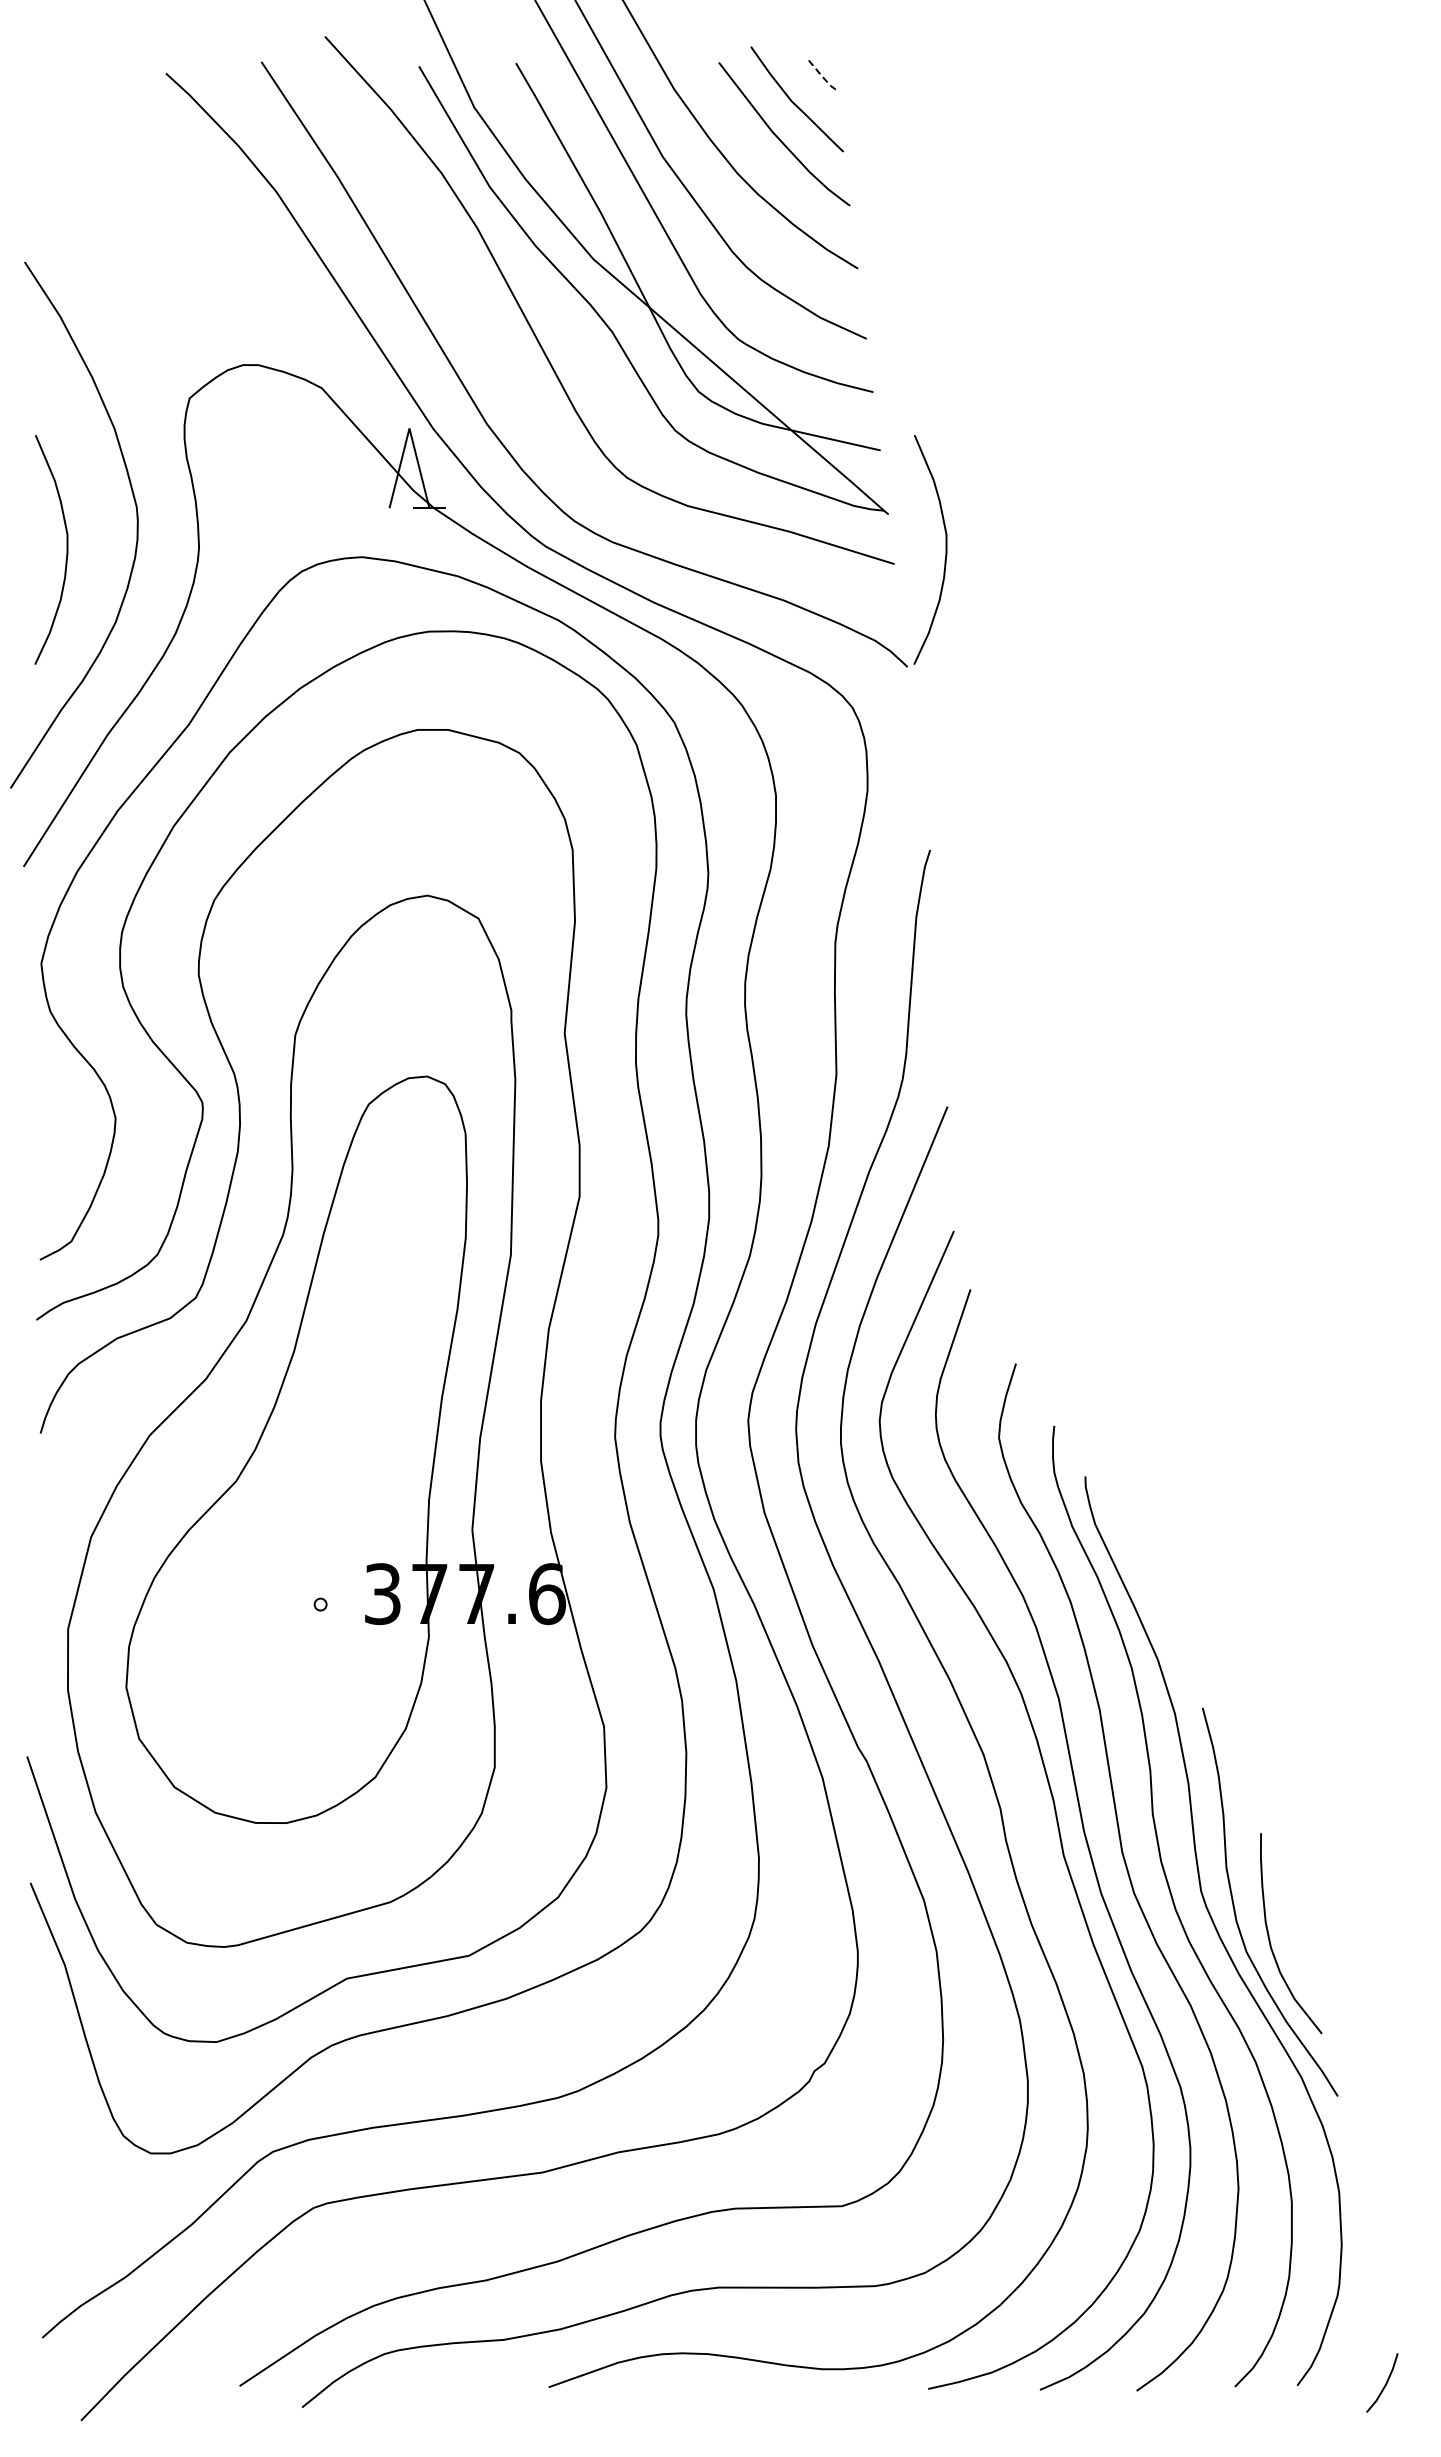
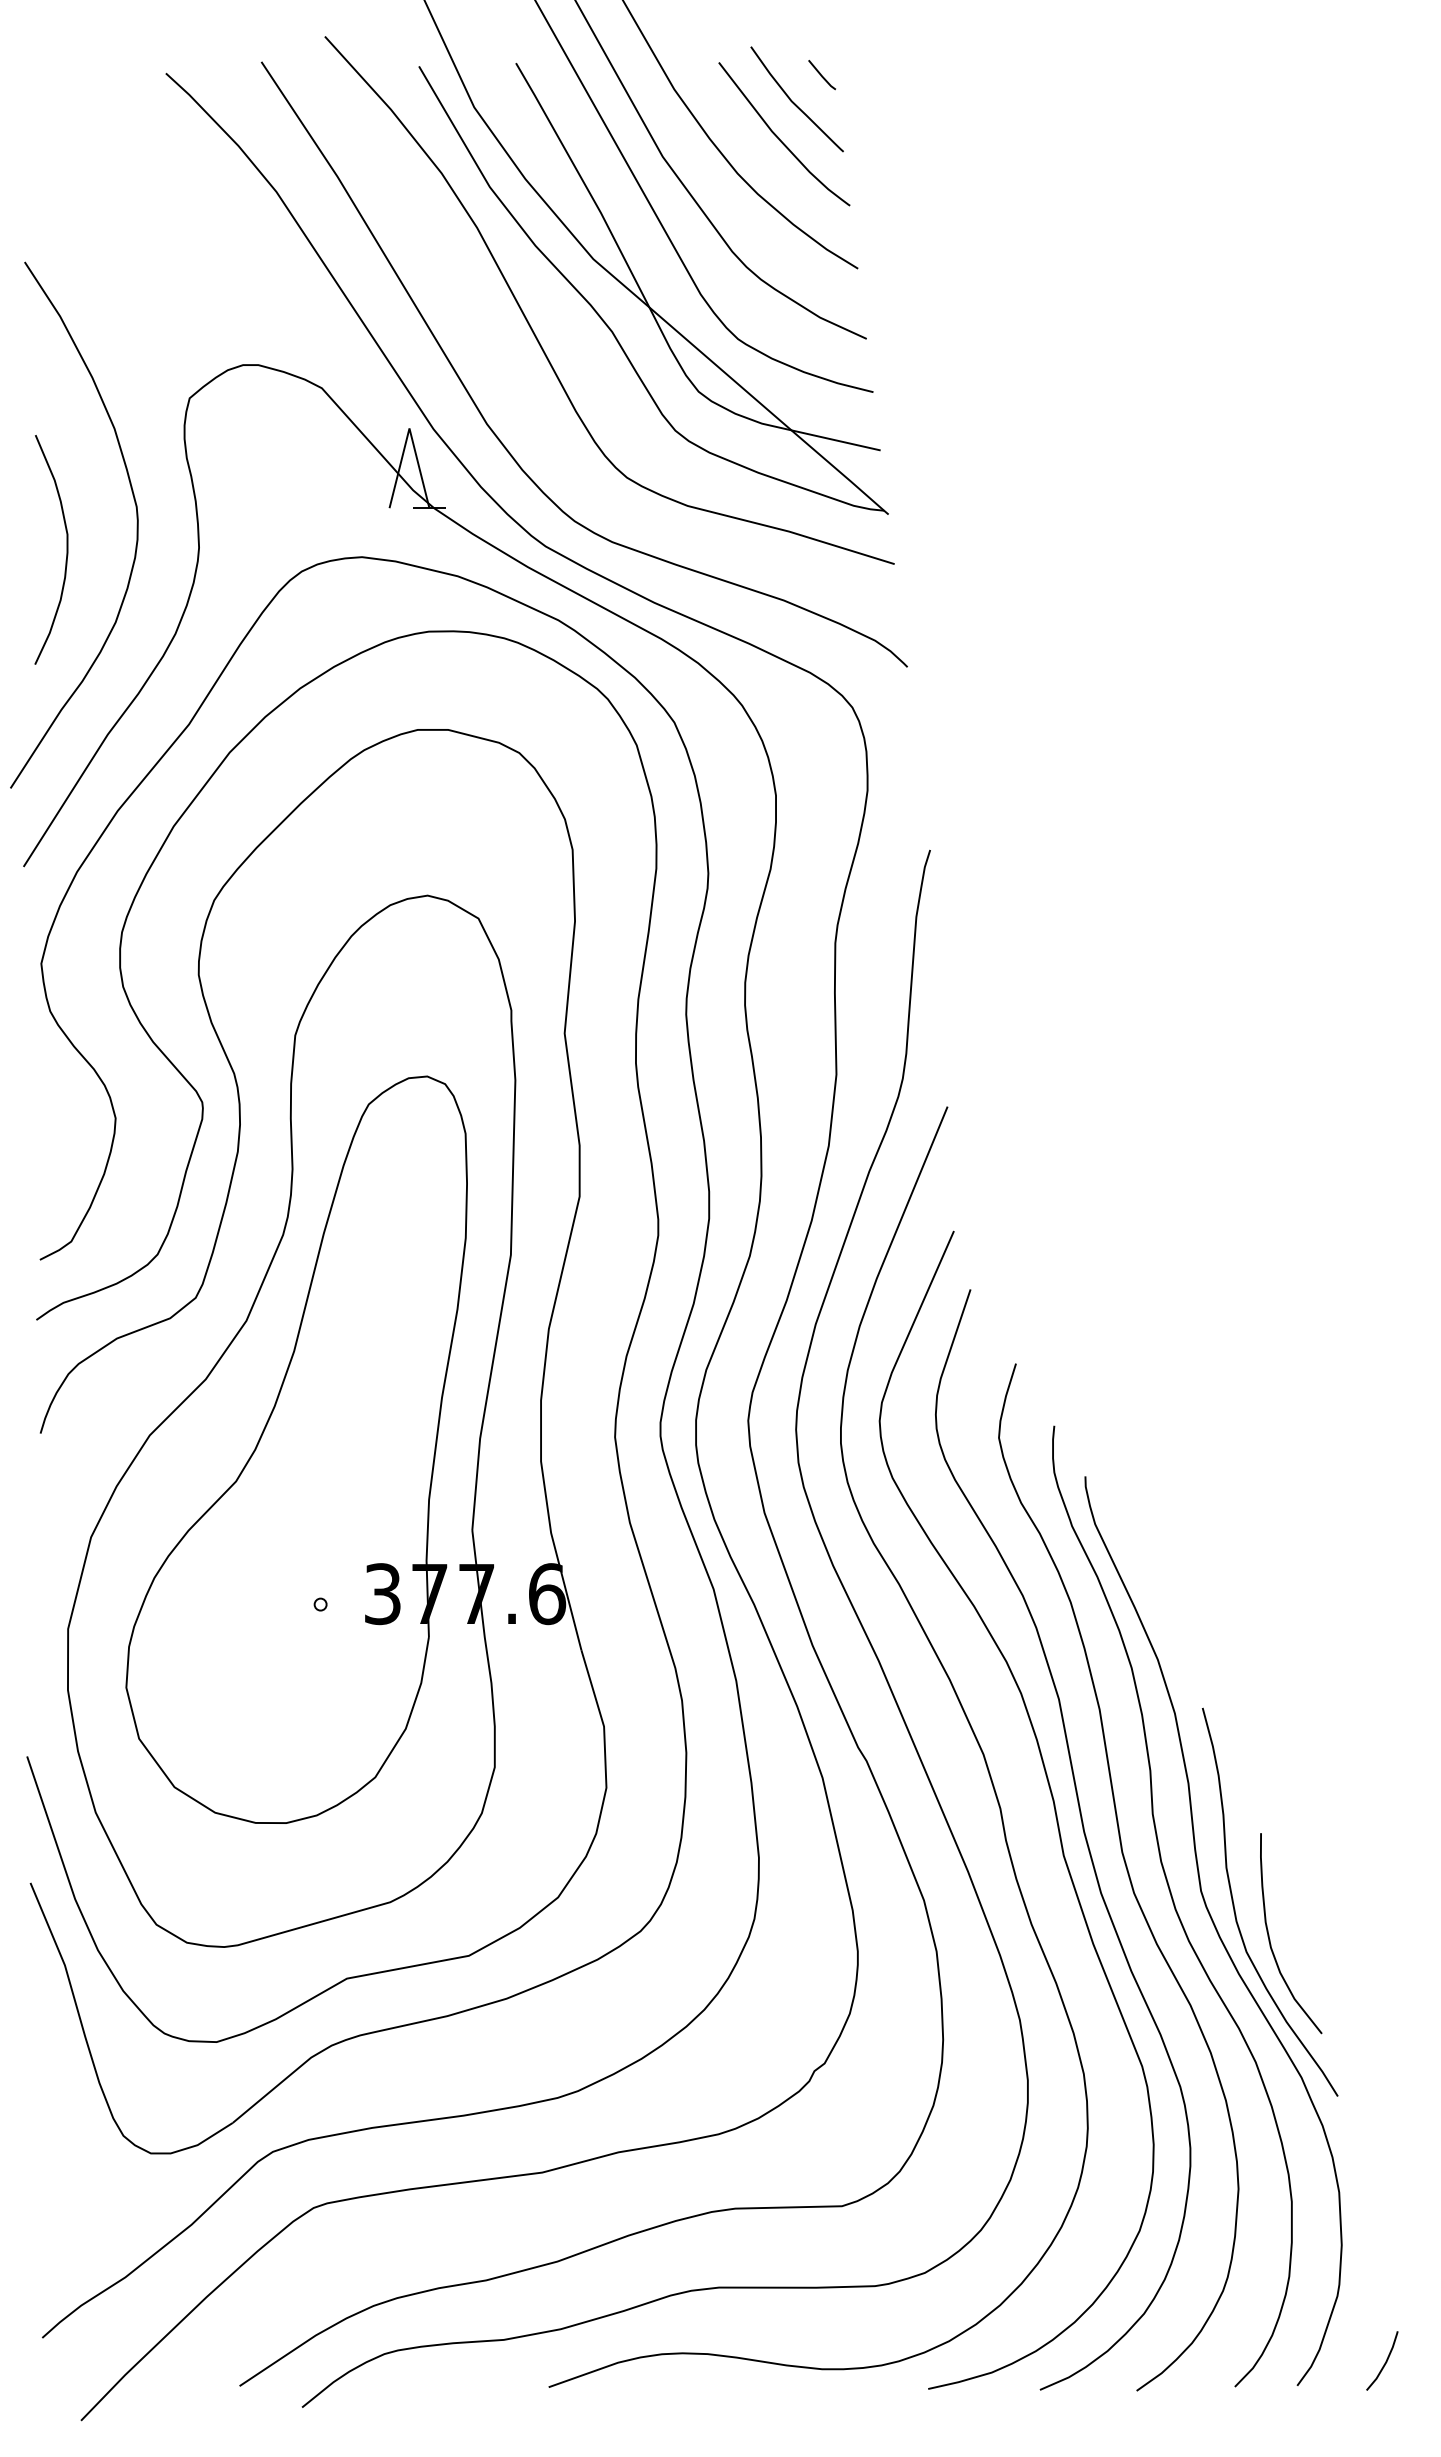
line: dashed -> solid (821, 75)
curve: present -> none (945, 549)
curve position: (1385, 2383) -> (1385, 2361) (1385, 2361)
